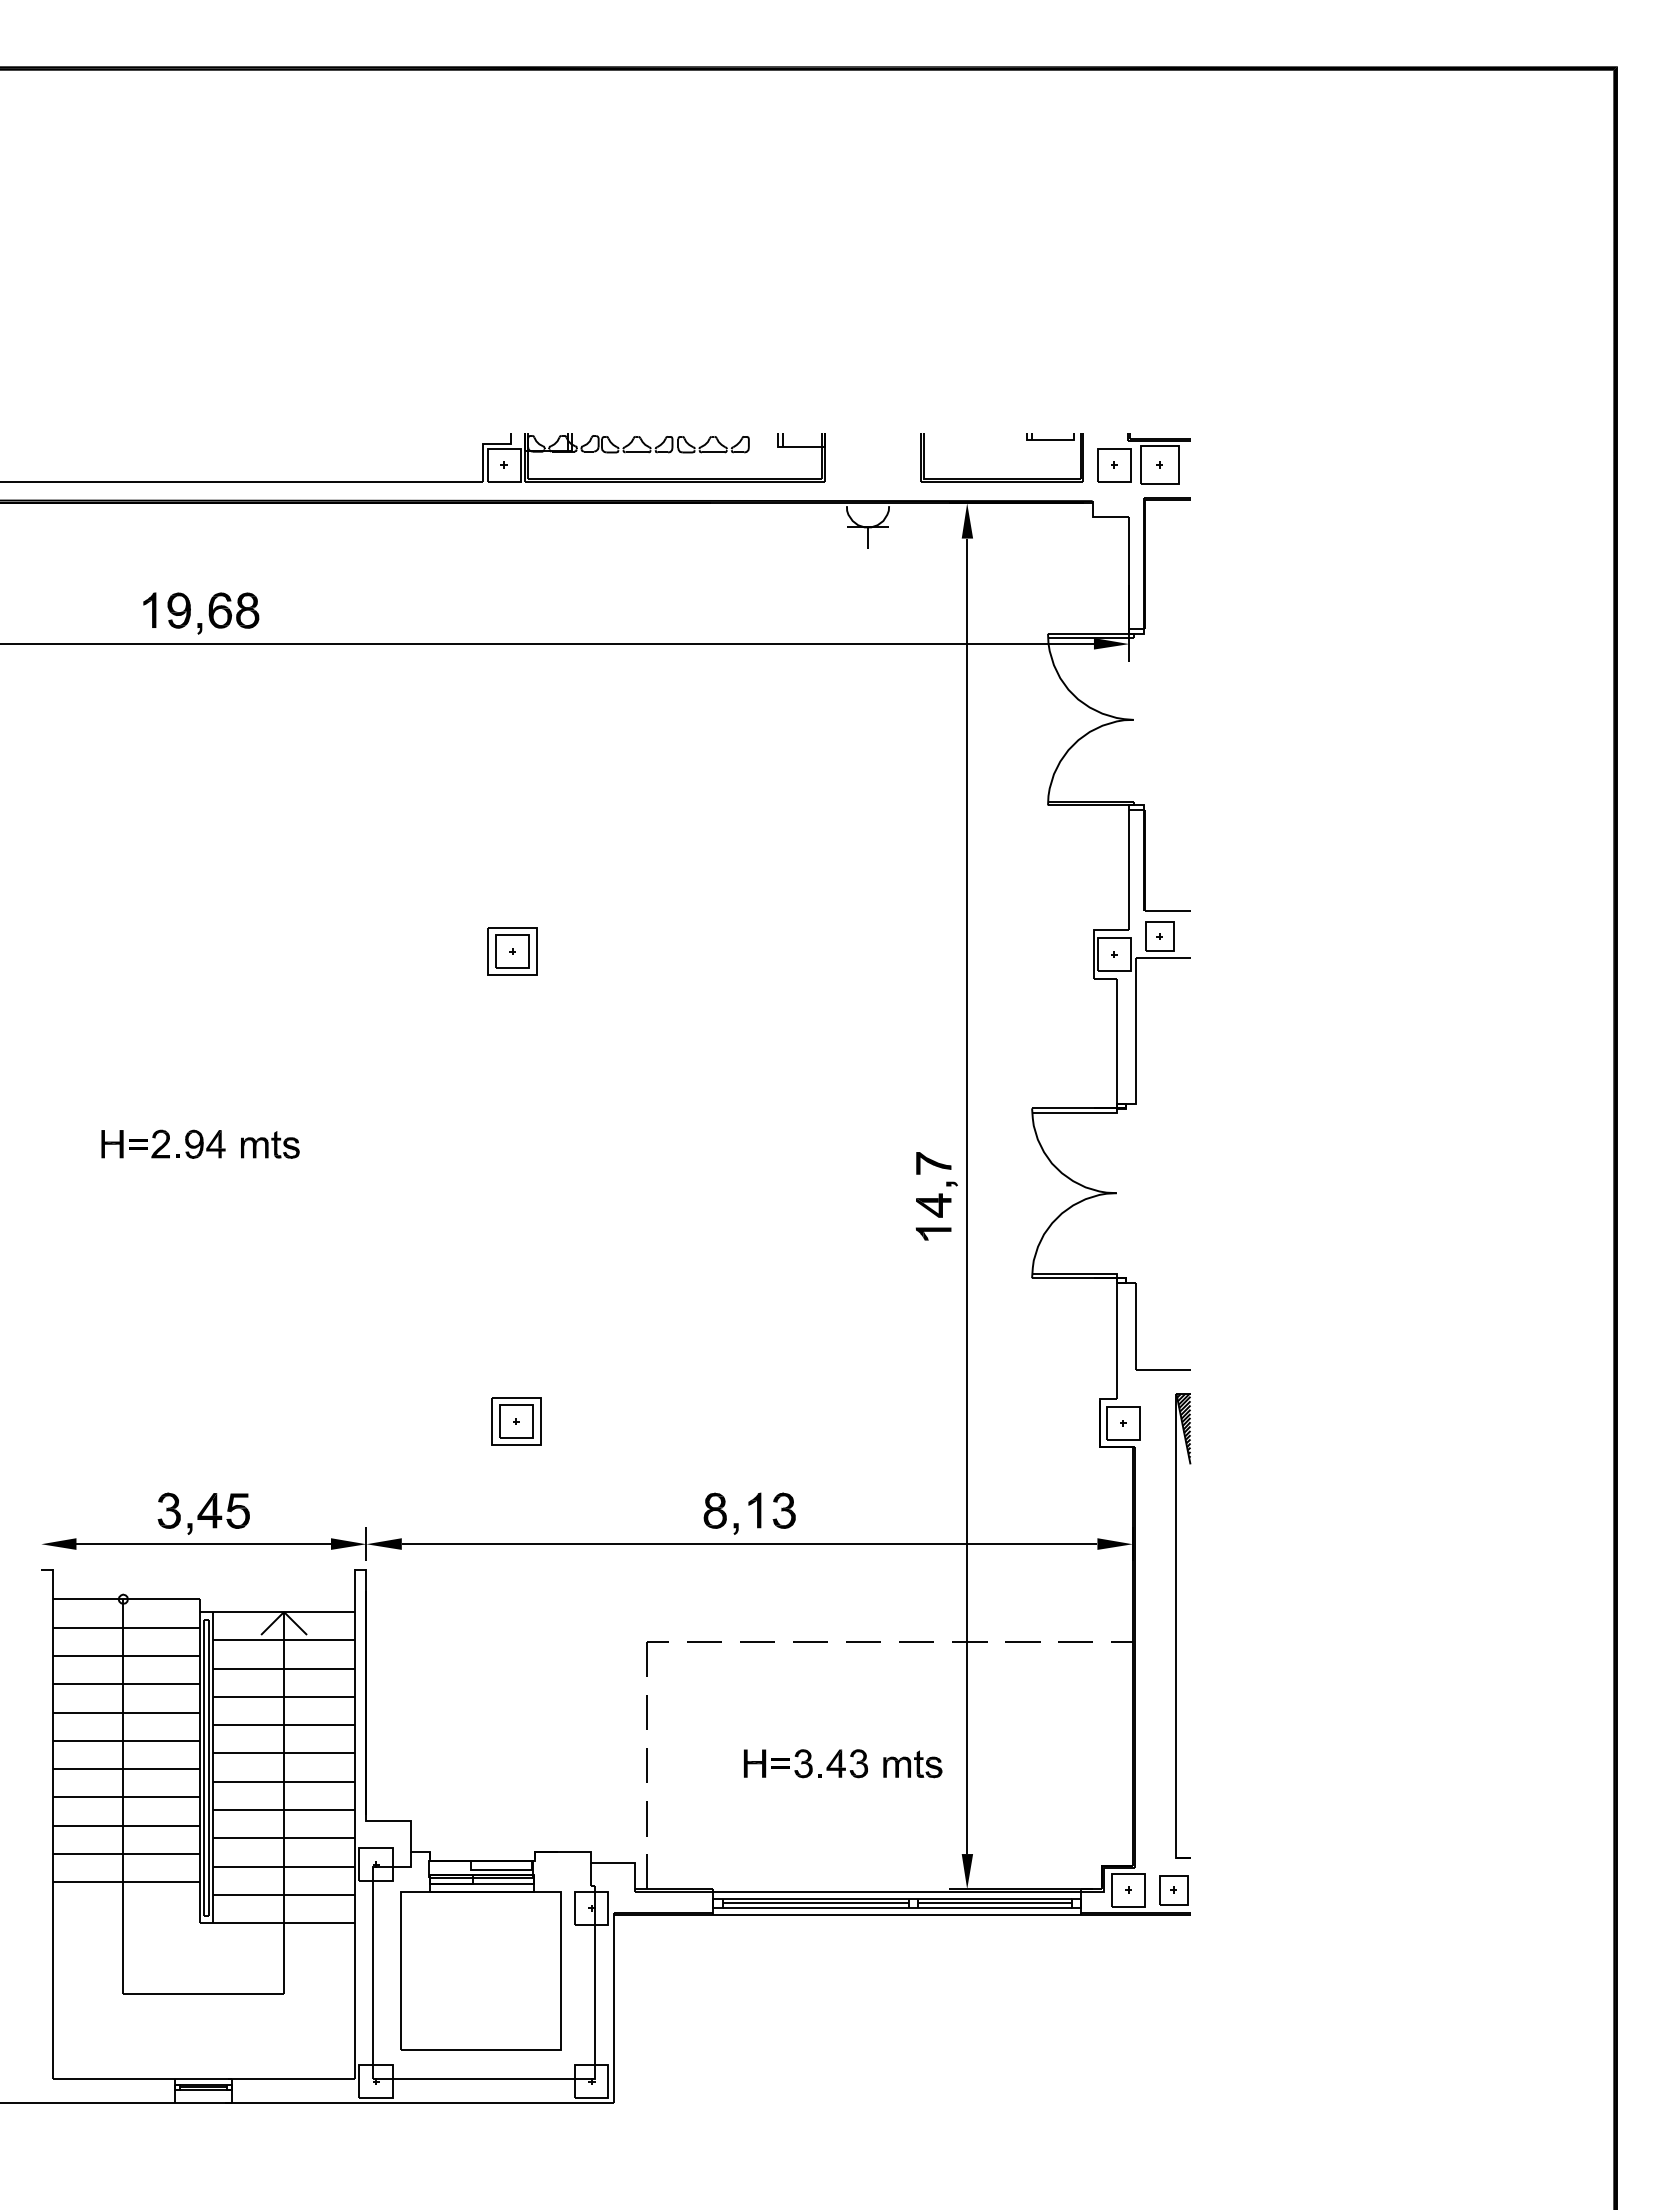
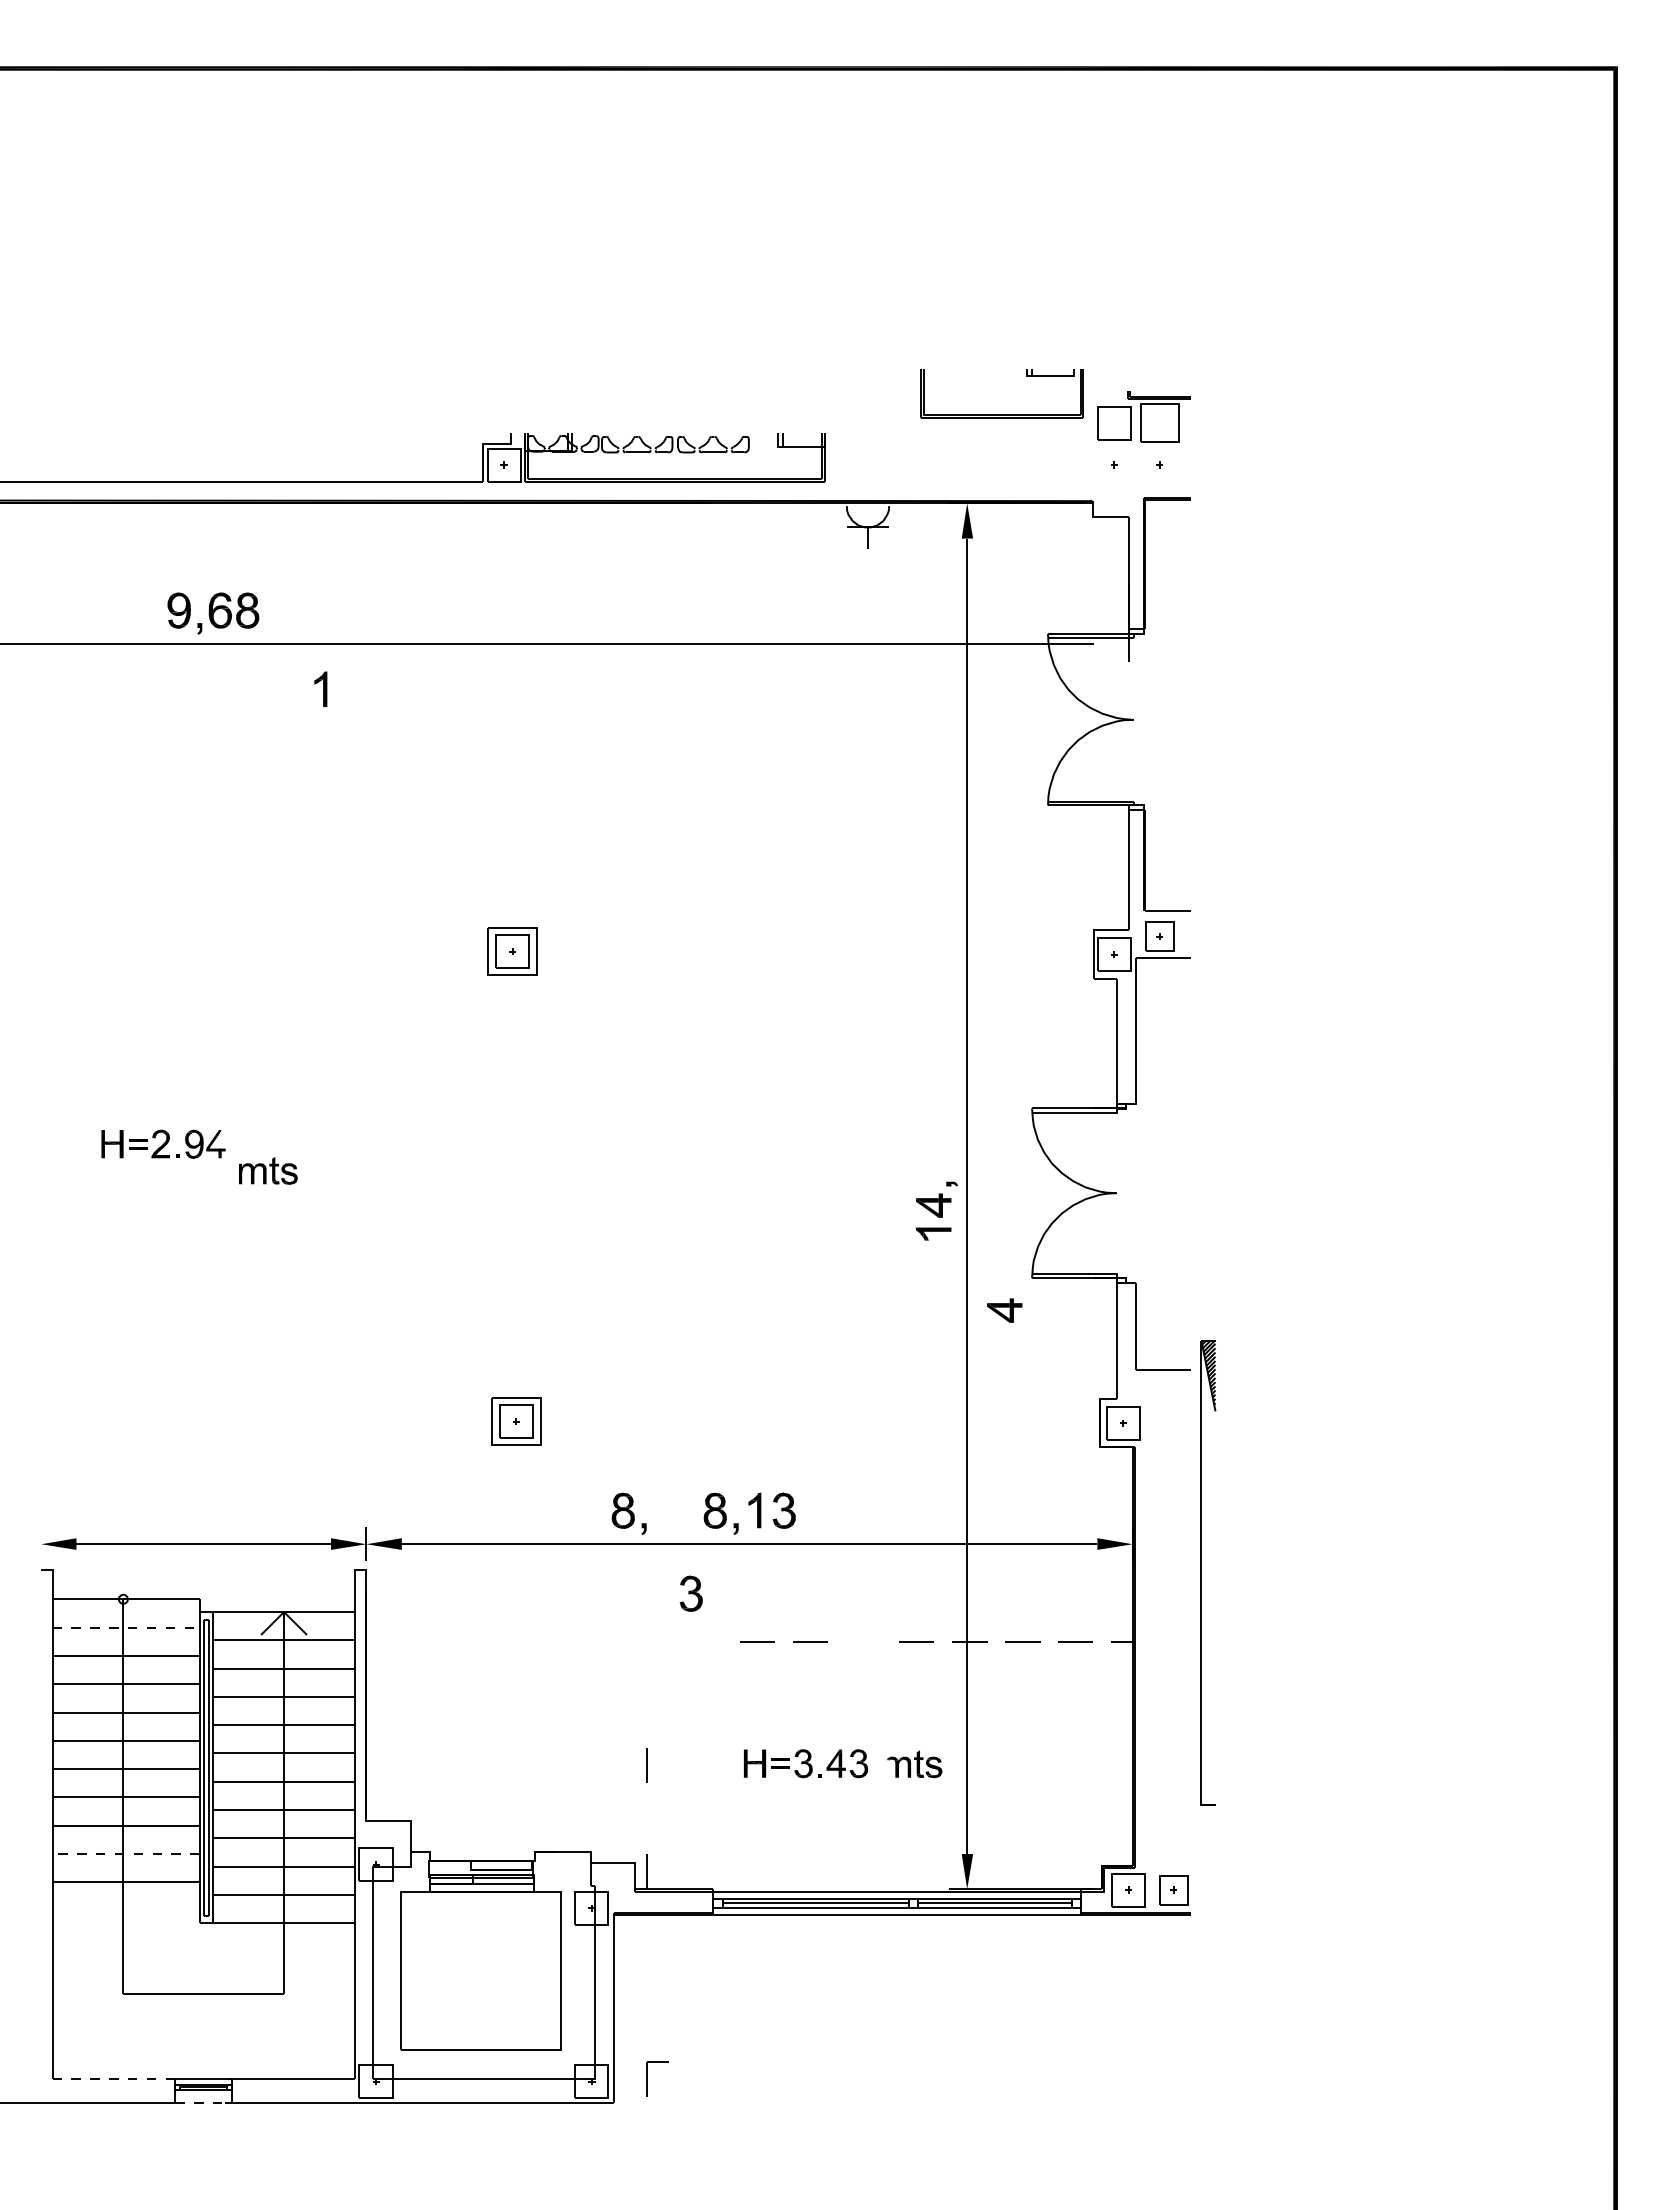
part position: (1143, 458) -> (1143, 416) (1143, 416)
part position: (1001, 478) -> (1001, 414) (1001, 414)
part position: (149, 609) -> (320, 688) (320, 688)
fill: present -> none (1111, 643)
fill: present -> none (219, 1139)
part position: (270, 1144) -> (268, 1170) (268, 1170)
fill: present -> none (933, 1163)
part: none -> present (1004, 1310)
part: present -> none (203, 1513)
part: none -> present (628, 1513)
part: none -> present (690, 1593)
part position: (1176, 1625) -> (1201, 1572) (1201, 1572)
line: solid -> dashed (126, 1627)
line: present -> none (704, 1641)
line: present -> none (863, 1641)
part position: (647, 1658) -> (647, 2078) (647, 2078)
line: present -> none (646, 1712)
fill: present -> none (886, 1767)
line: present -> none (646, 1818)
line: solid -> dashed (126, 1853)
line: solid -> dashed (114, 2079)
line: solid -> dashed (204, 2103)
